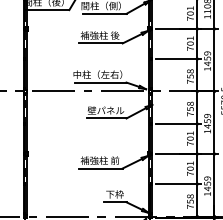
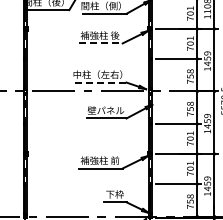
line: solid -> dashed (100, 43)
line: solid -> dashed (100, 82)
